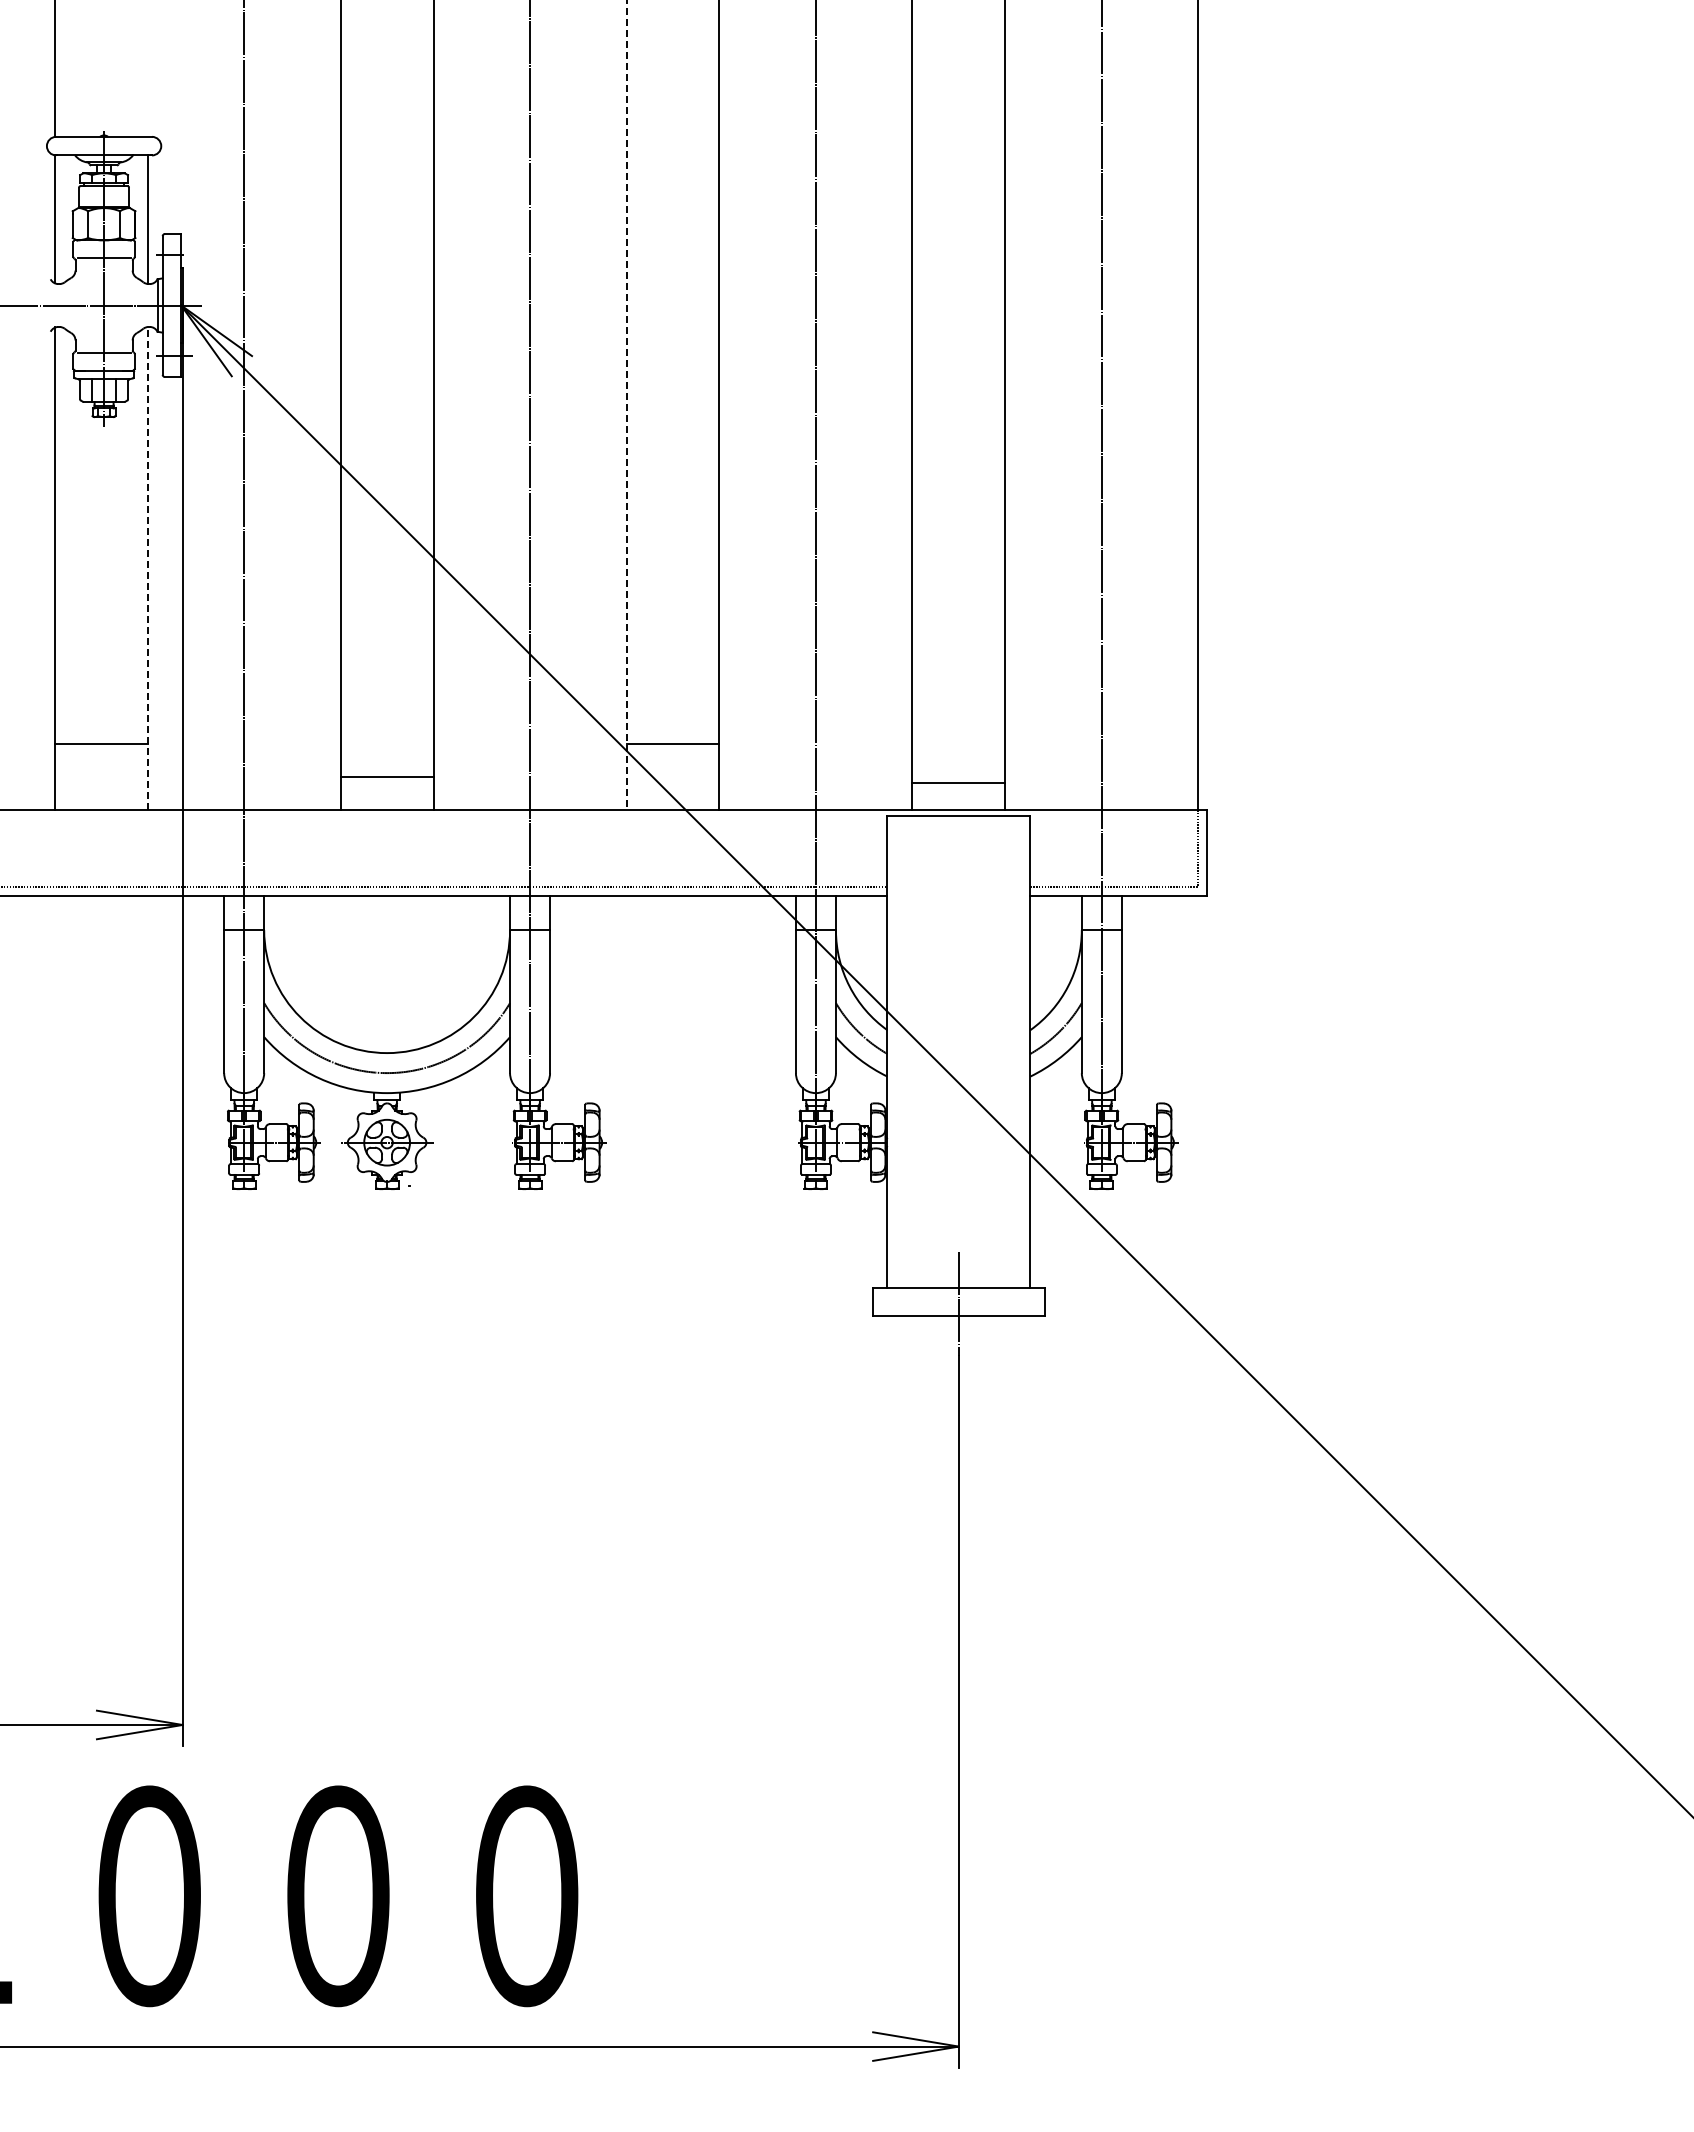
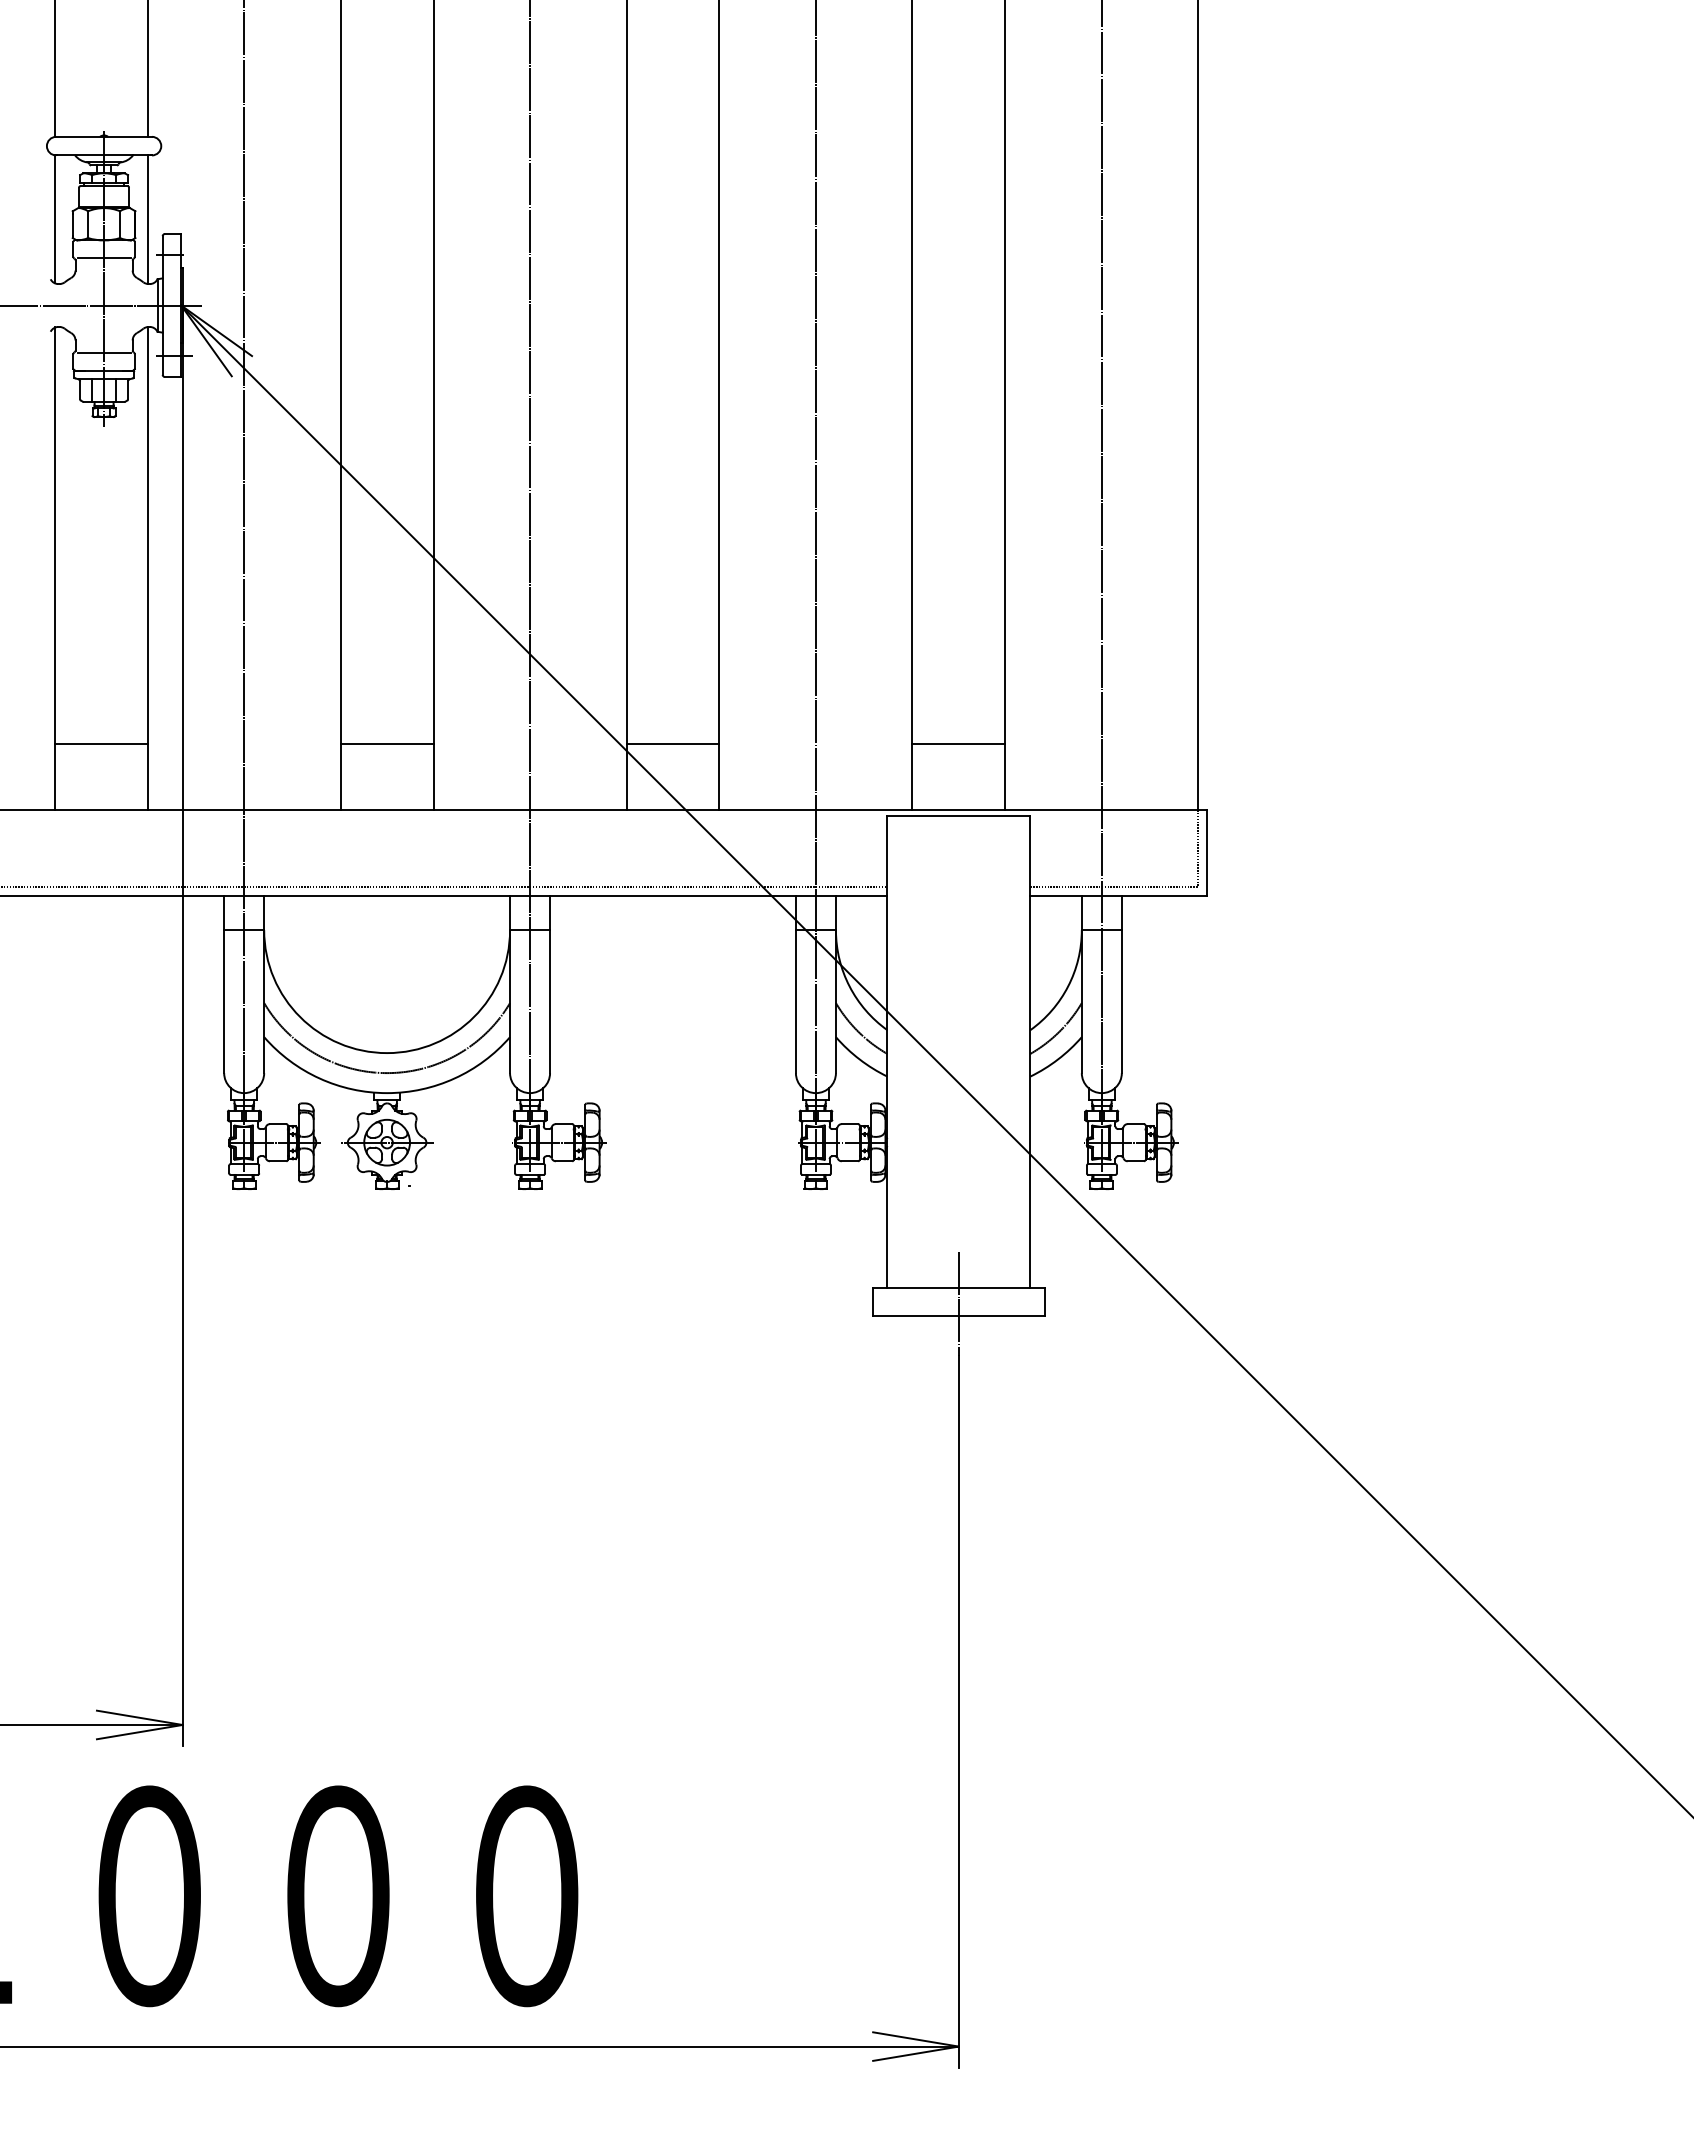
line: none -> present (147, 69)
line: dashed -> solid (626, 405)
line: dashed -> solid (147, 568)
line position: (386, 777) -> (386, 744) (386, 744)
line position: (958, 783) -> (958, 744) (958, 744)
